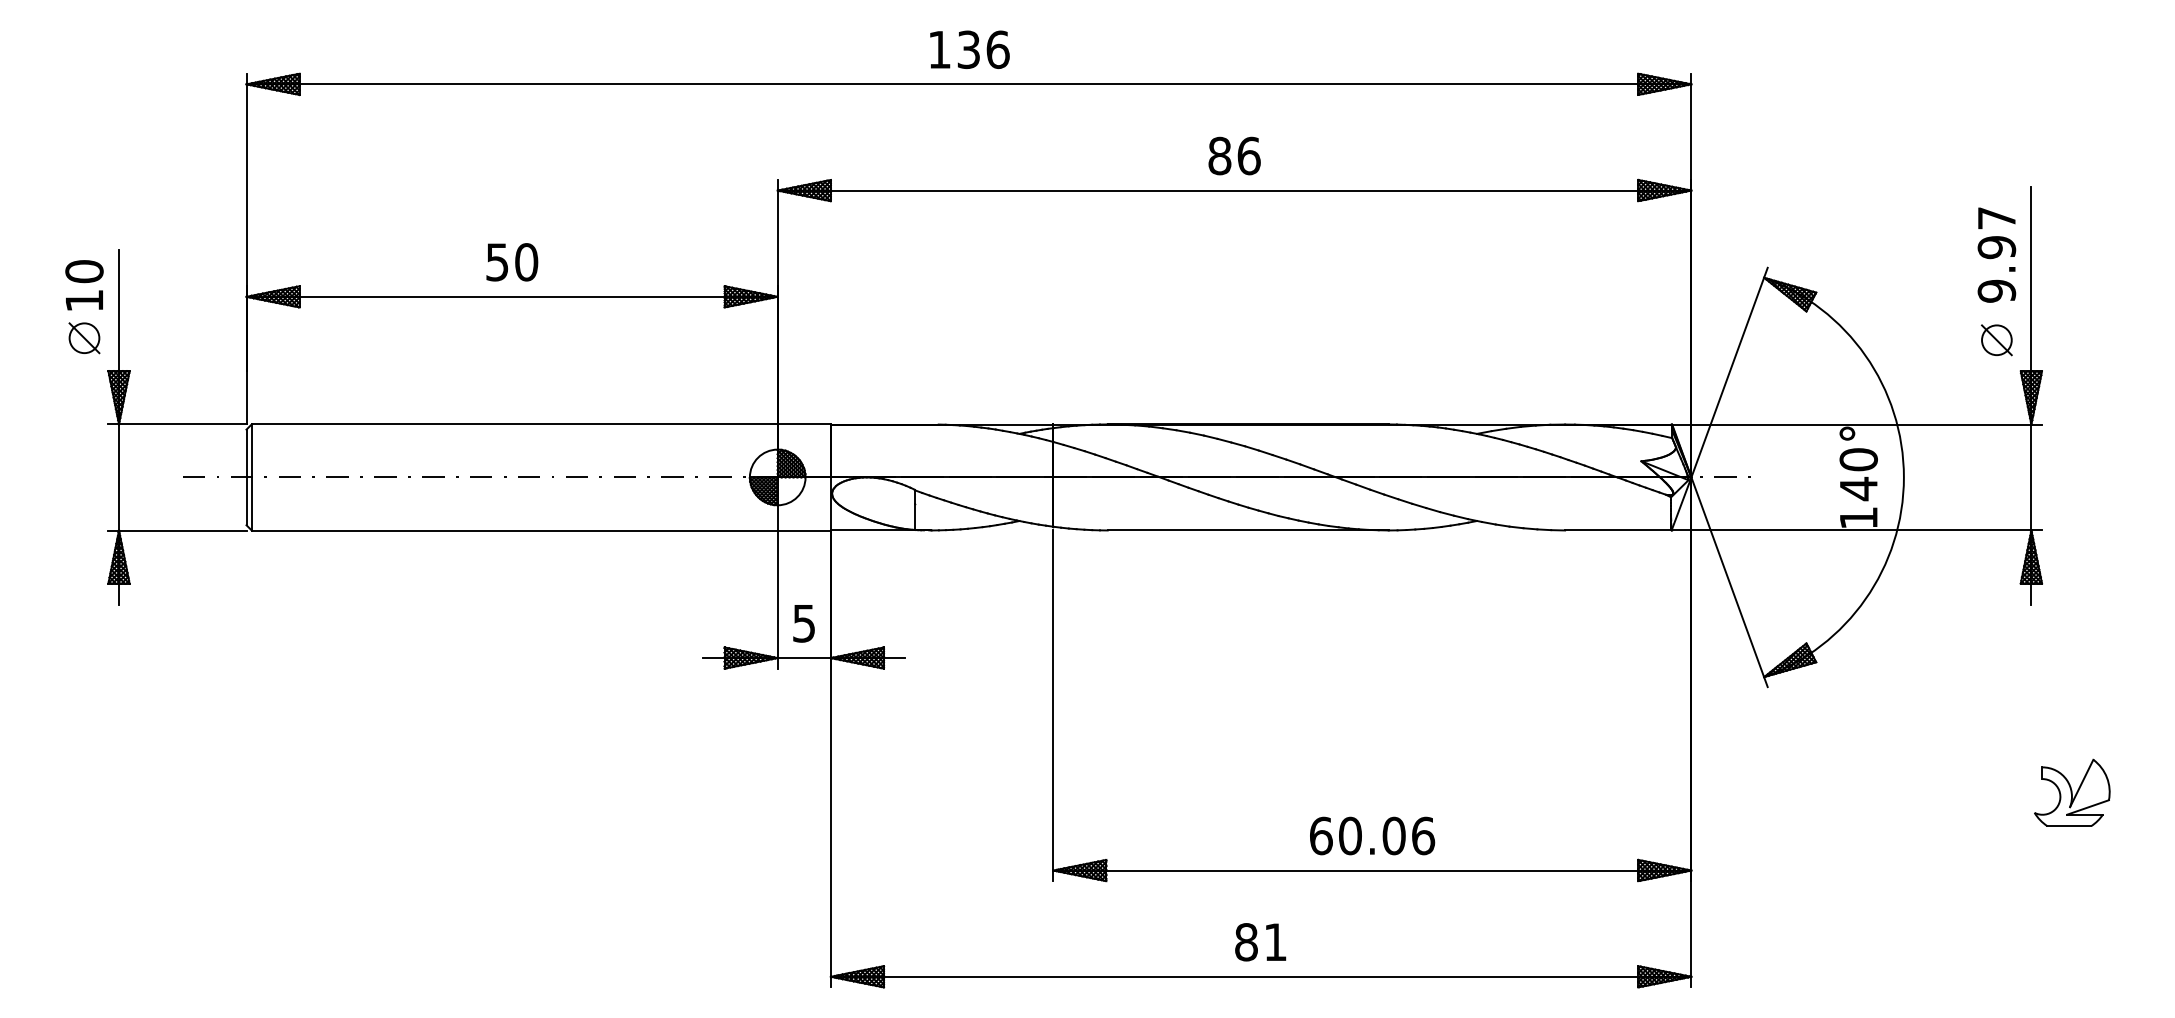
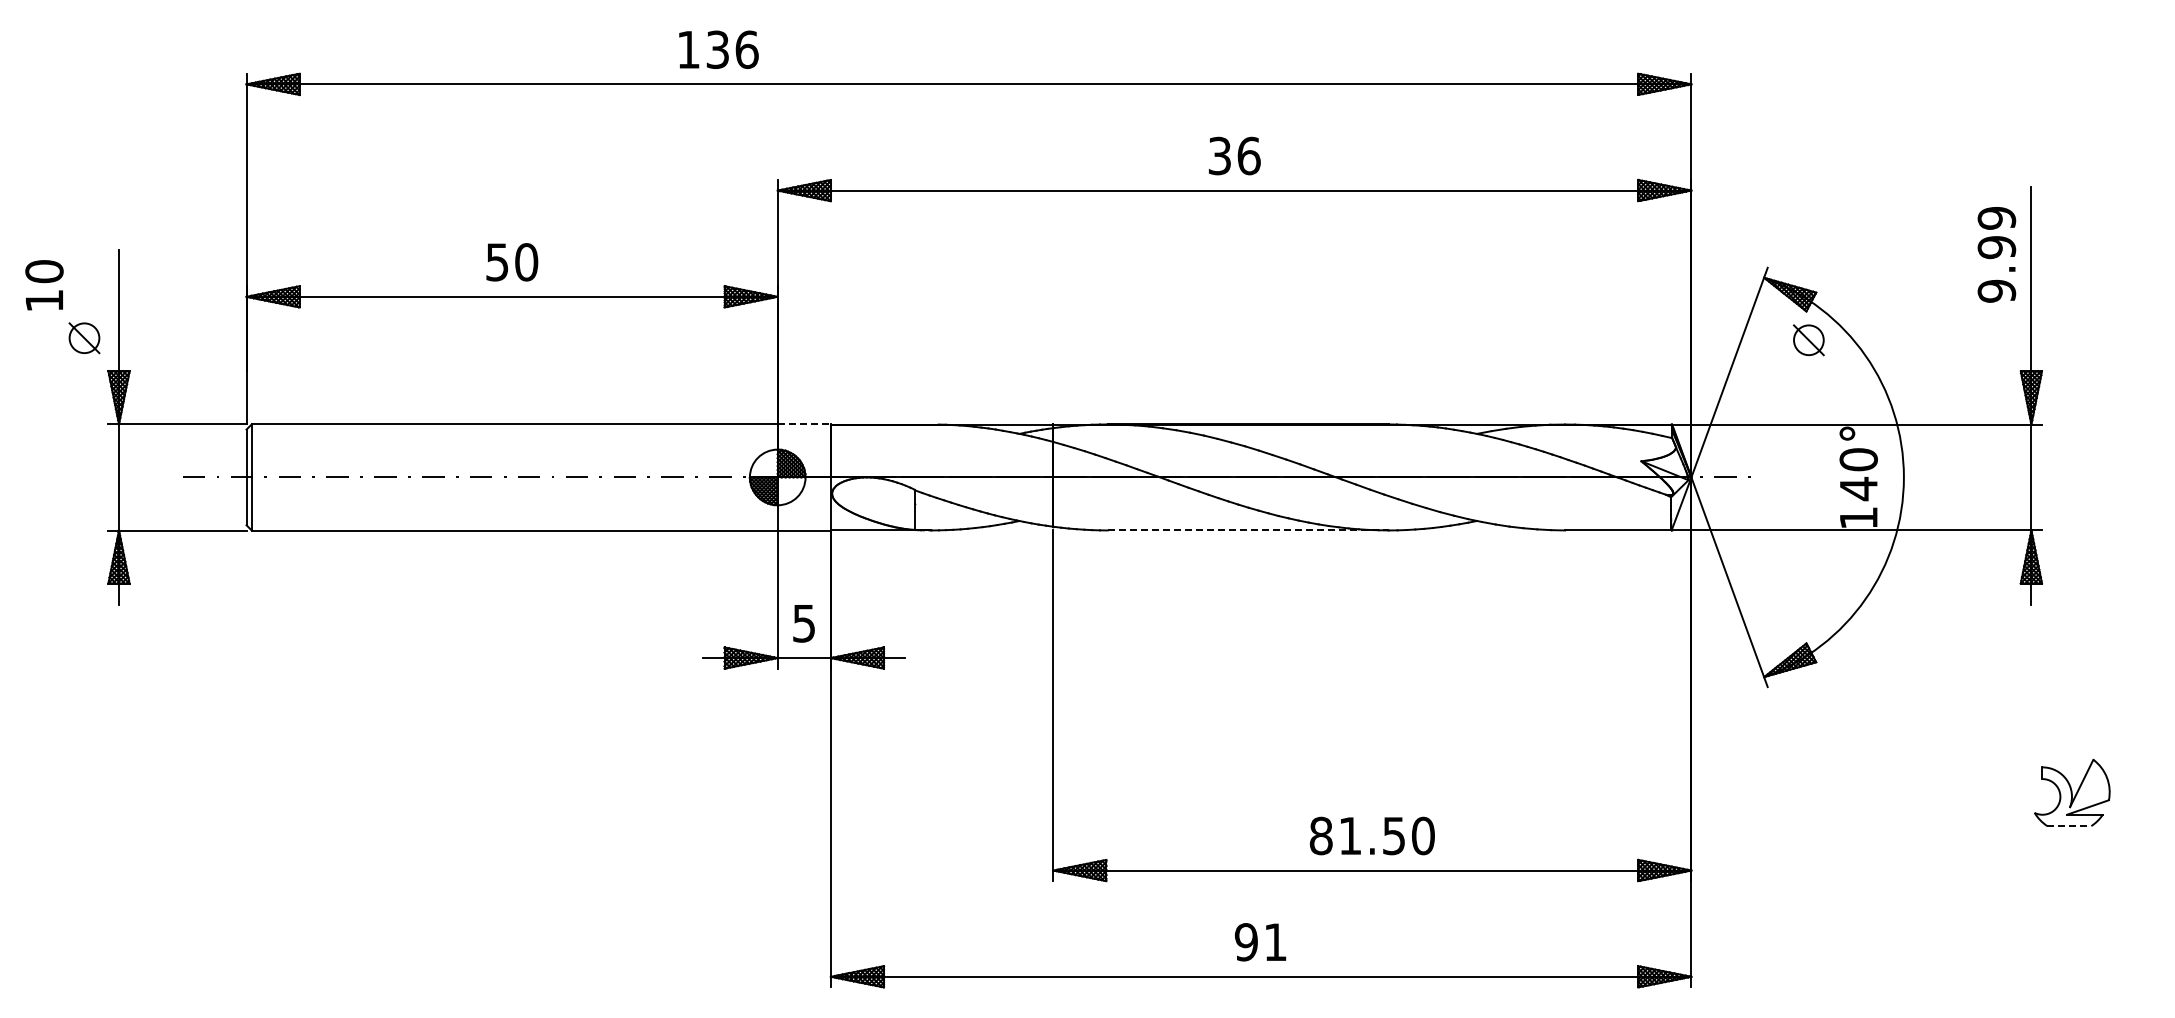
text position: (969, 49) -> (718, 49) (718, 49)
text: 86 -> 36 (1219, 155)
text: 9.97 -> 9.99 (1996, 218)
text position: (84, 285) -> (44, 285) (44, 285)
part position: (1996, 340) -> (1808, 340) (1808, 340)
line: solid -> dashed (804, 424)
line: solid -> dashed (1248, 530)
line: solid -> dashed (2069, 826)
text: 60.06 -> 81.50 (1372, 835)
text: 81 -> 91 (1245, 942)
